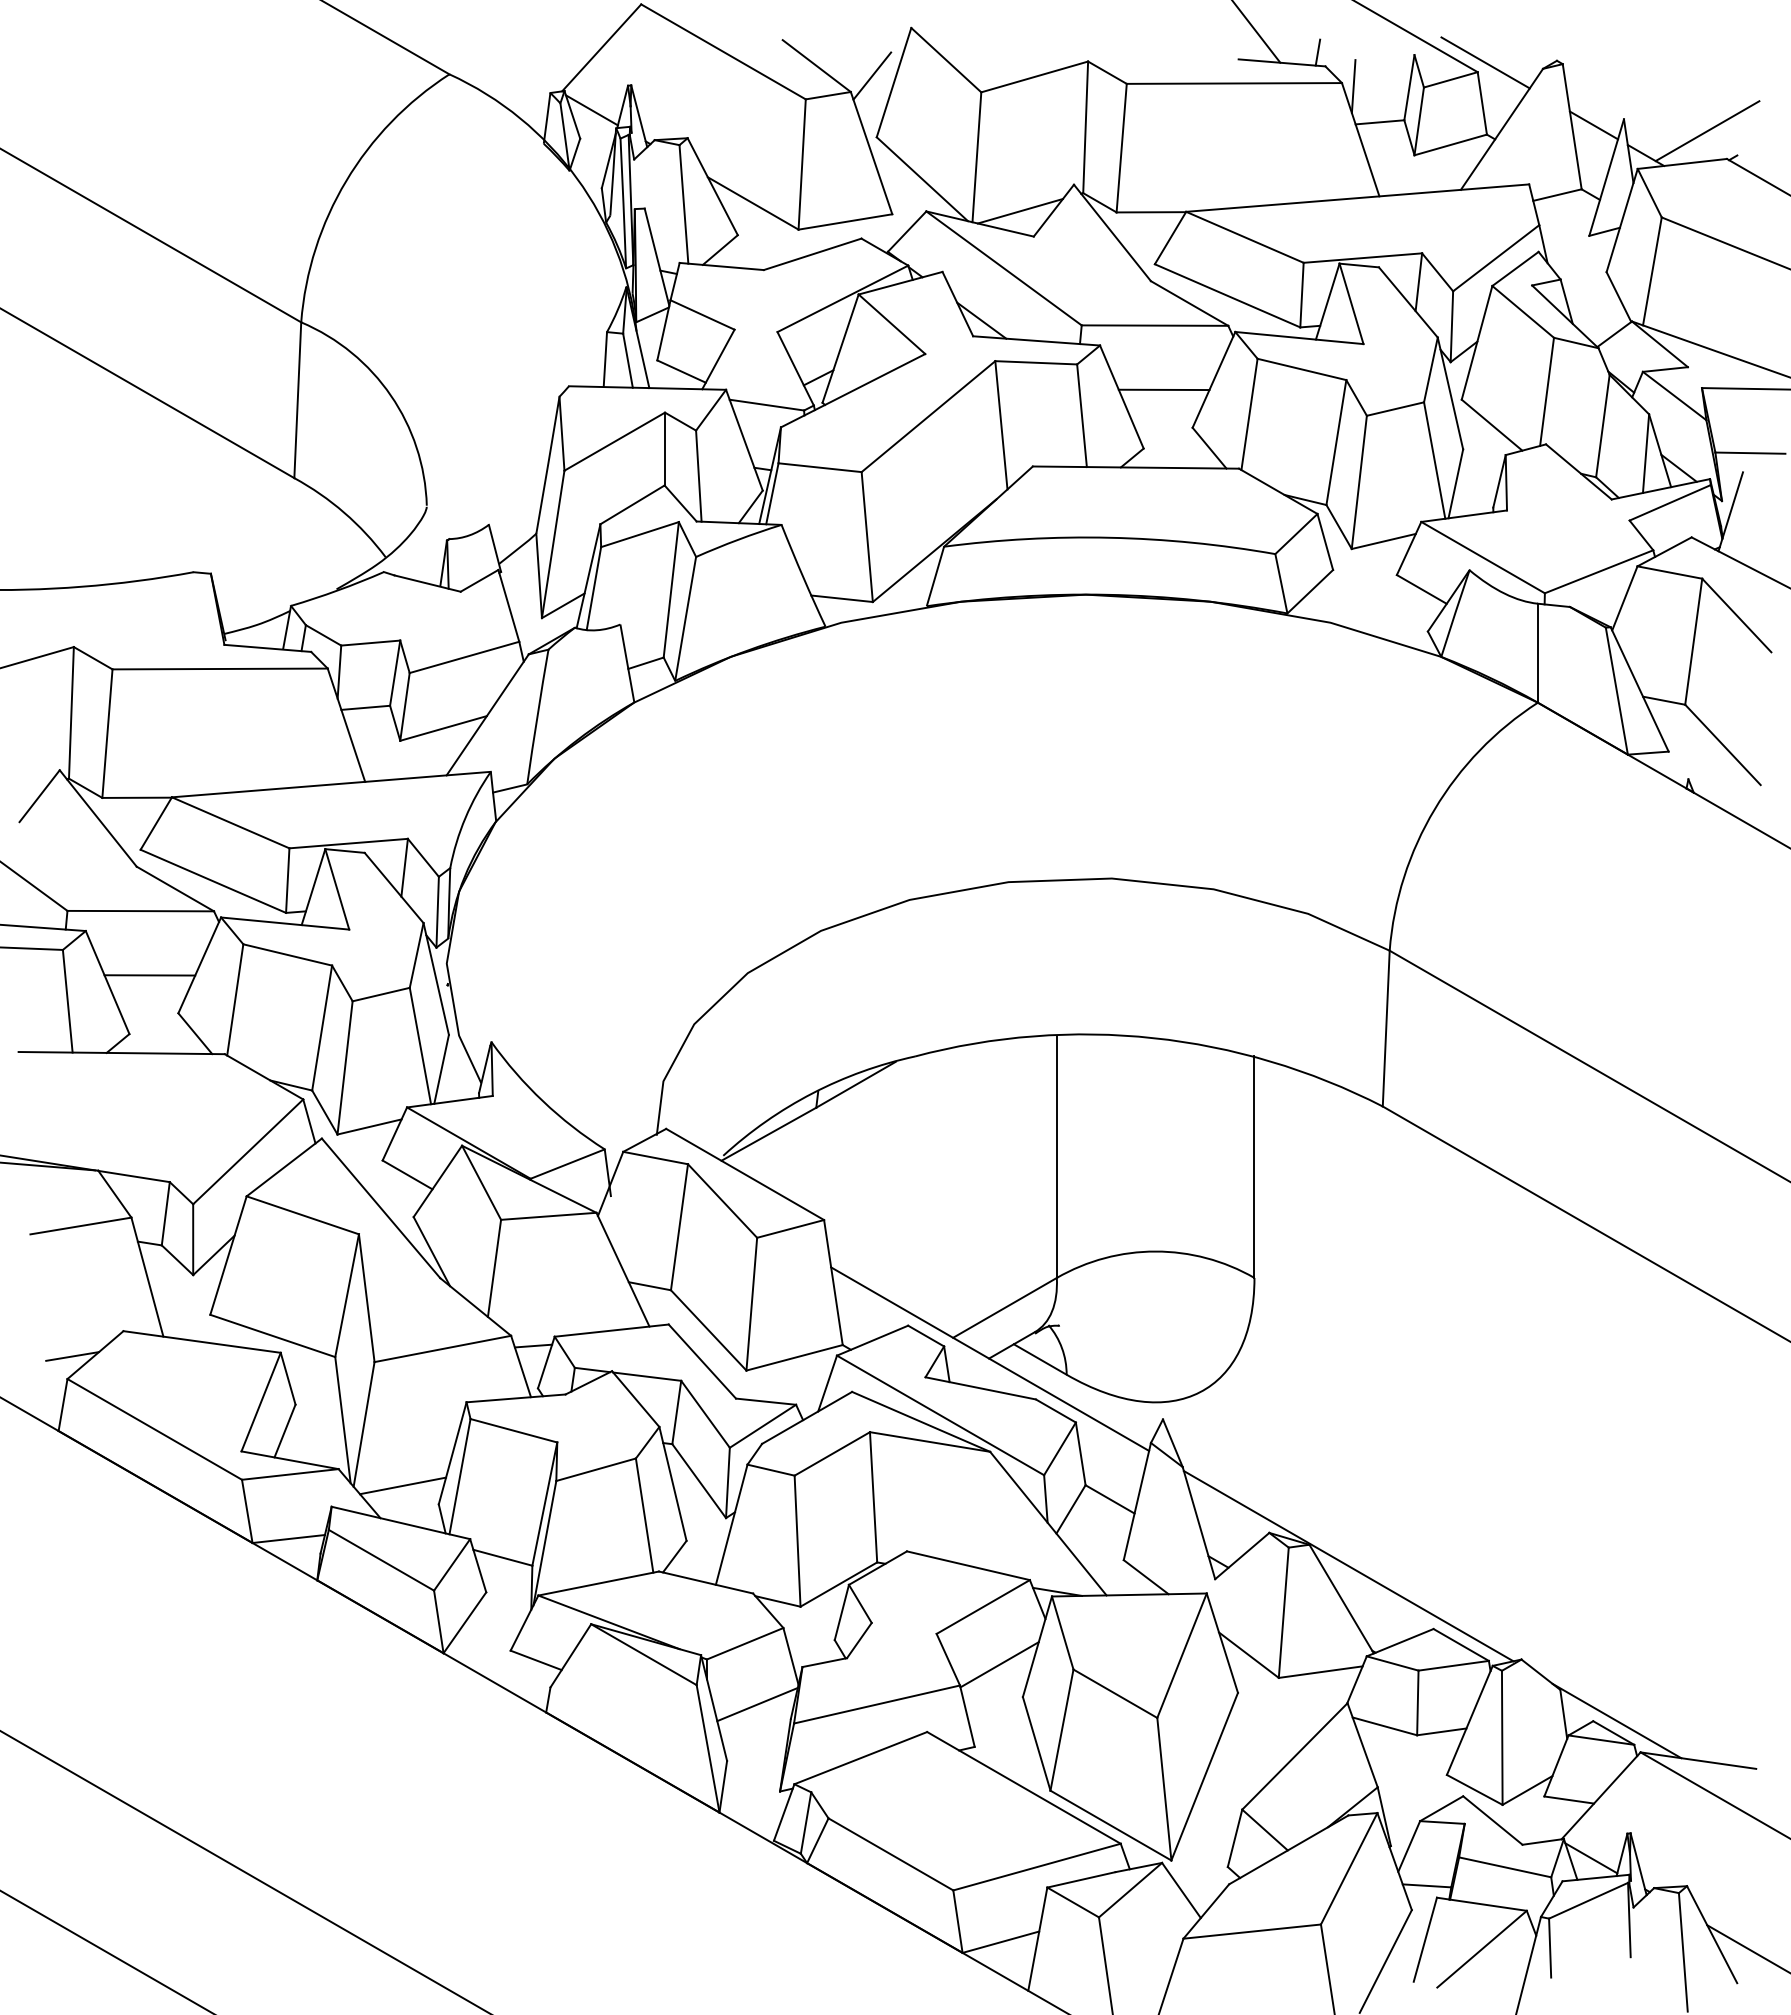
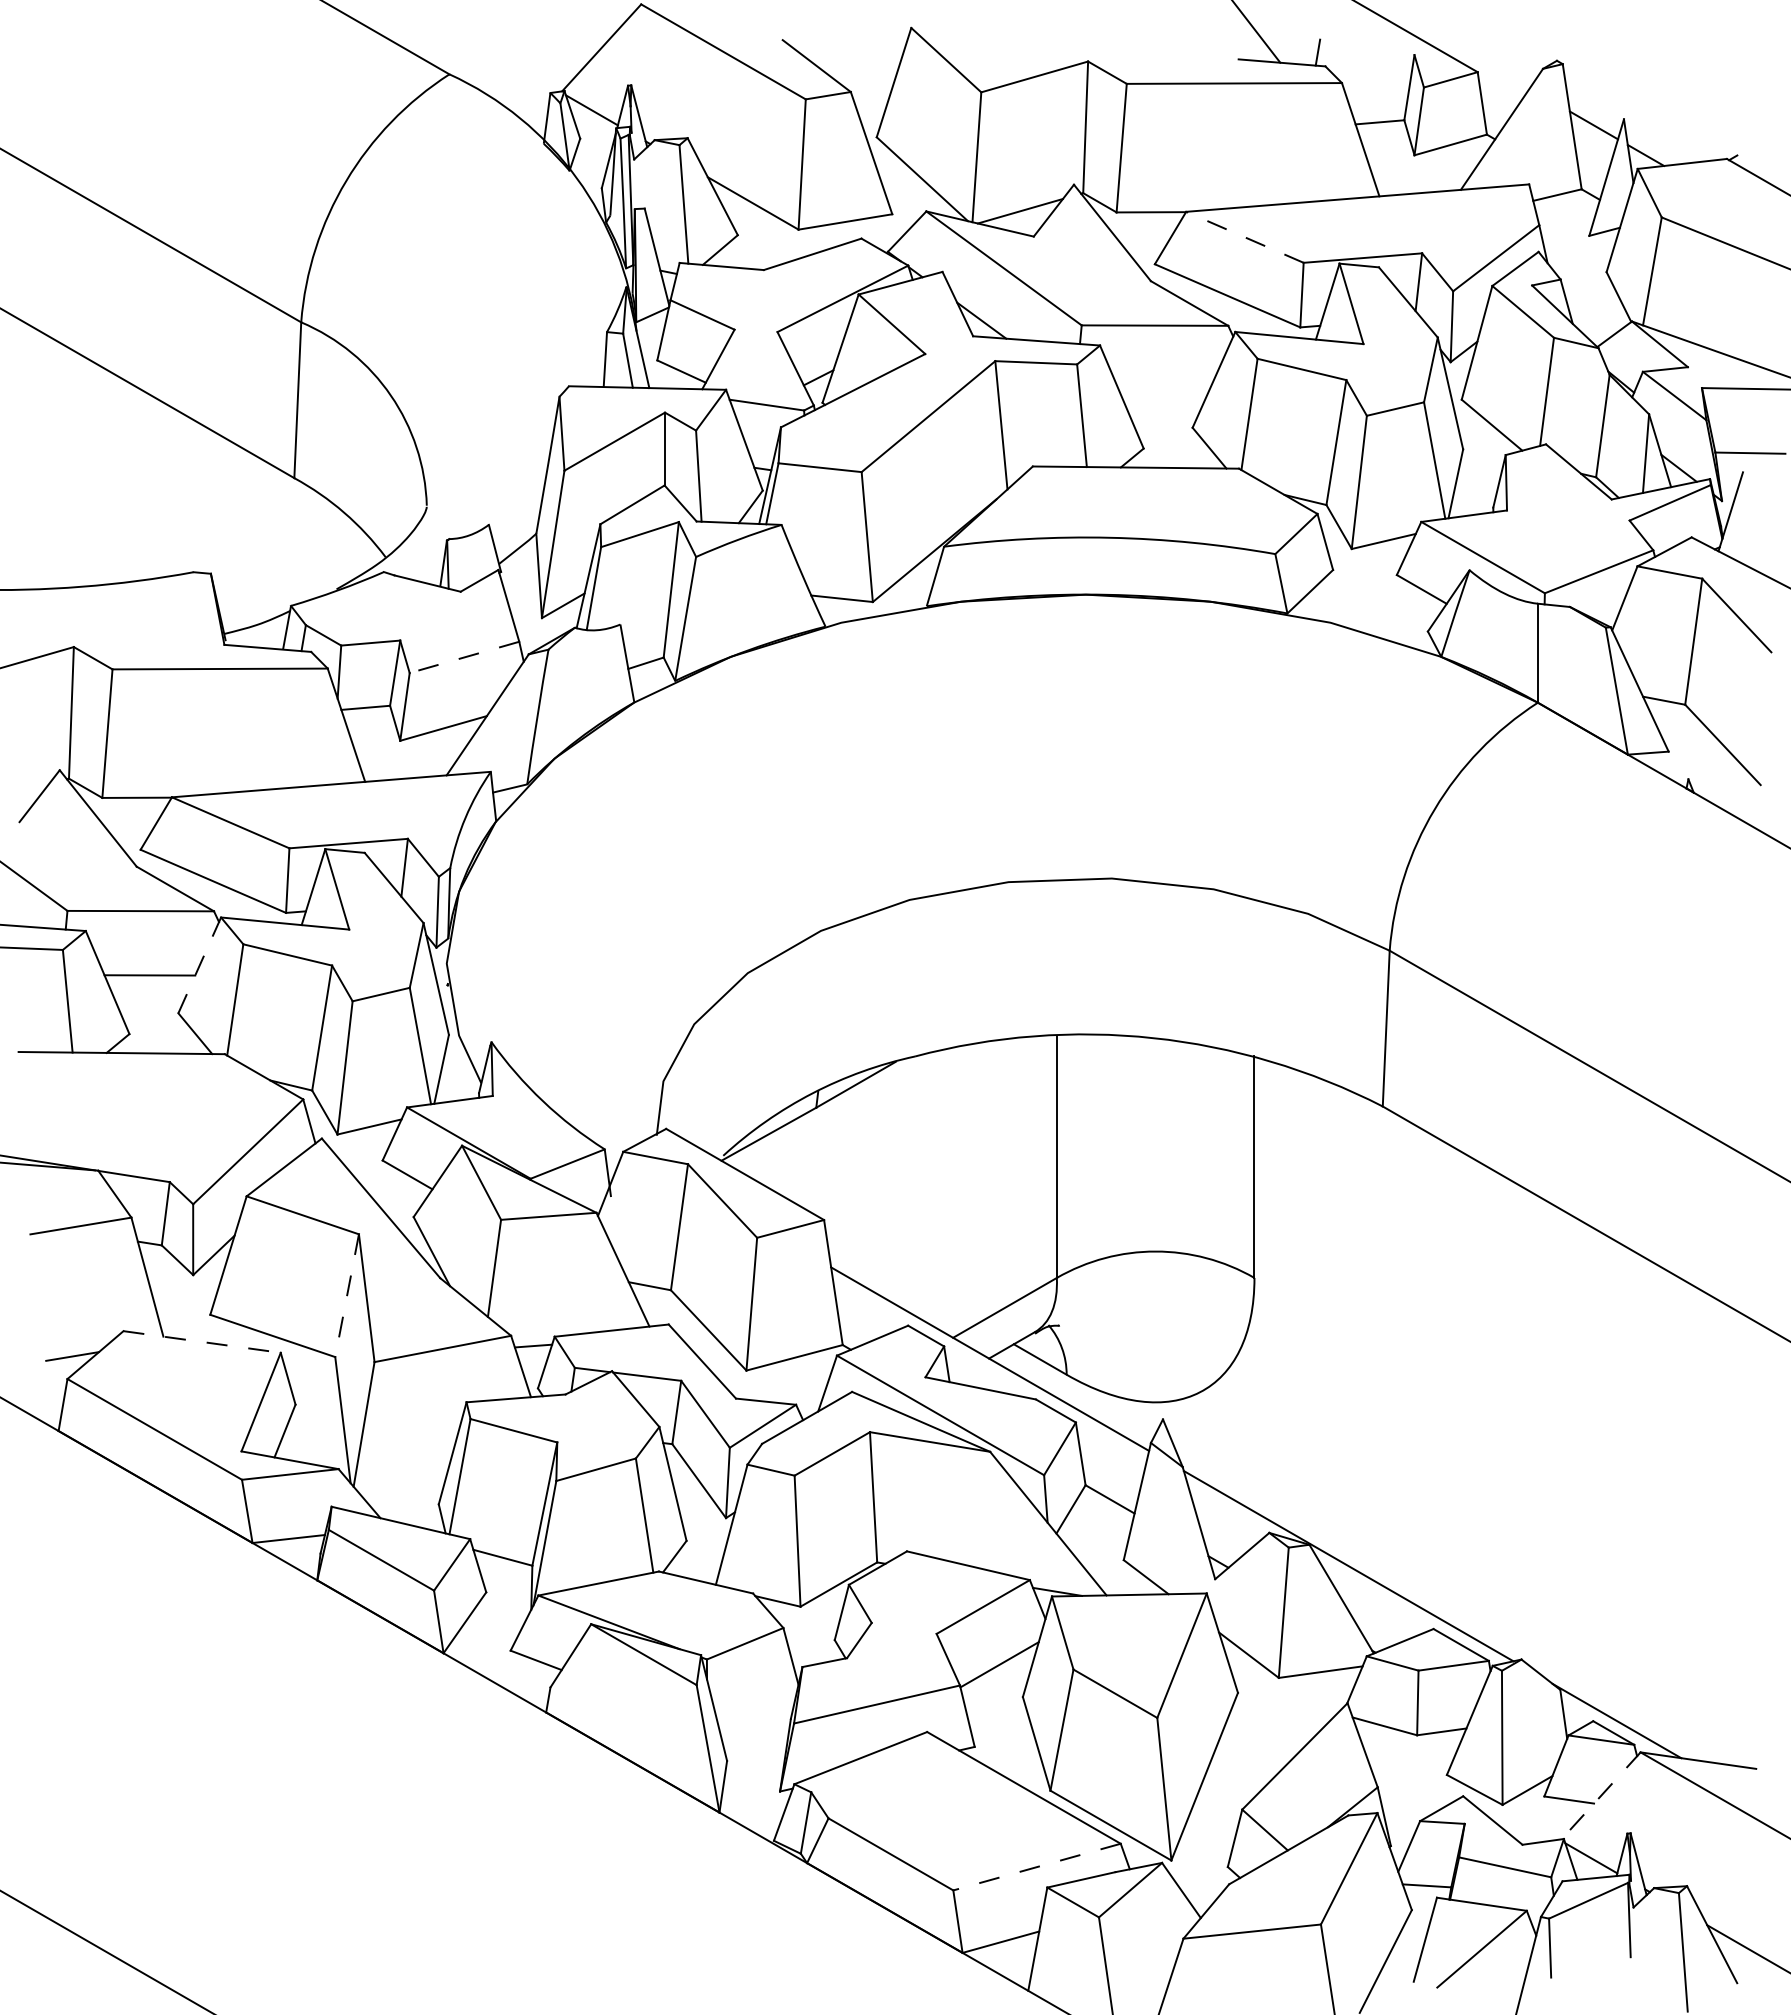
line: present -> none (1485, 62)
line: present -> none (872, 75)
line: present -> none (1353, 86)
line: present -> none (1707, 131)
line: solid -> dashed (1244, 237)
line: present -> none (1163, 389)
line: solid -> dashed (464, 657)
line: solid -> dashed (199, 964)
line: solid -> dashed (347, 1295)
line: solid -> dashed (202, 1342)
line: present -> none (403, 1485)
line: present -> none (757, 1704)
line: solid -> dashed (1601, 1795)
line: solid -> dashed (1037, 1867)
line: present -> none (244, 1871)
